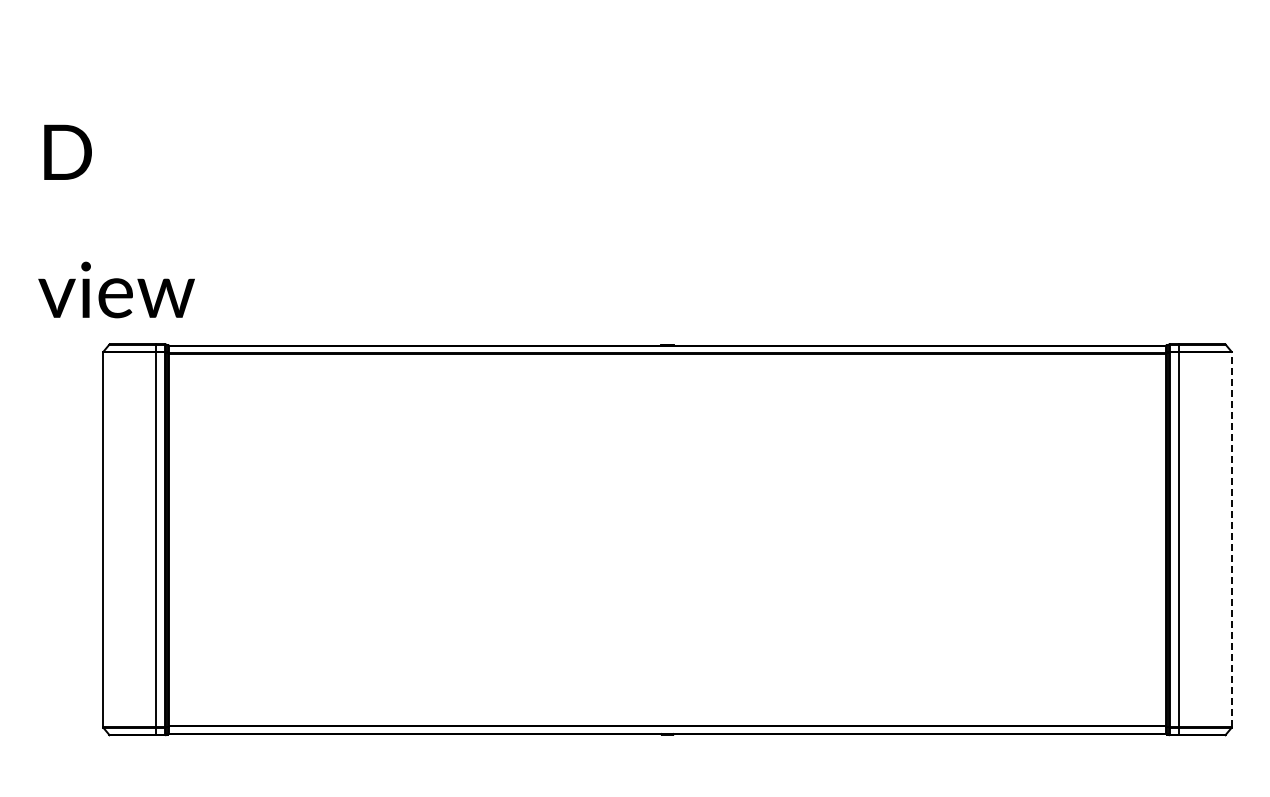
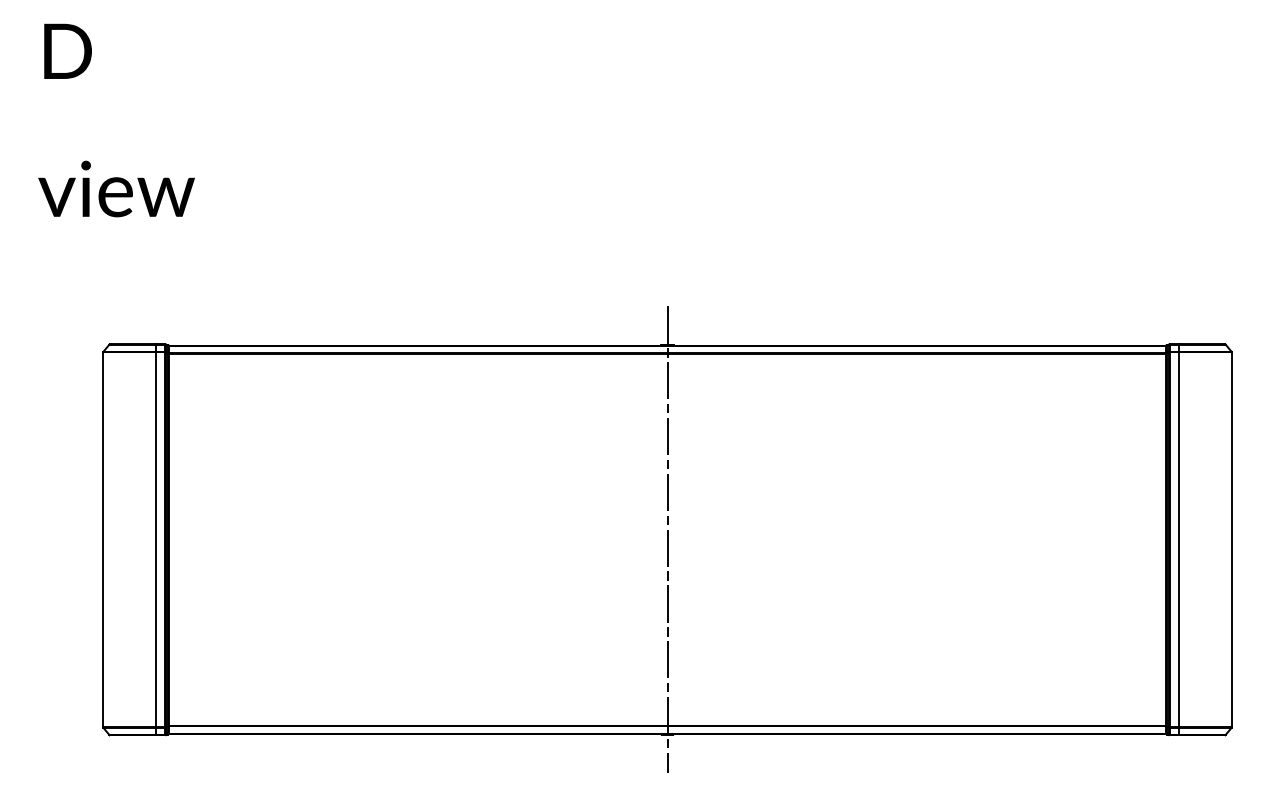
text position: (116, 221) -> (116, 120) (116, 120)
line: none -> present (667, 539)
line: dashed -> solid (1231, 539)
